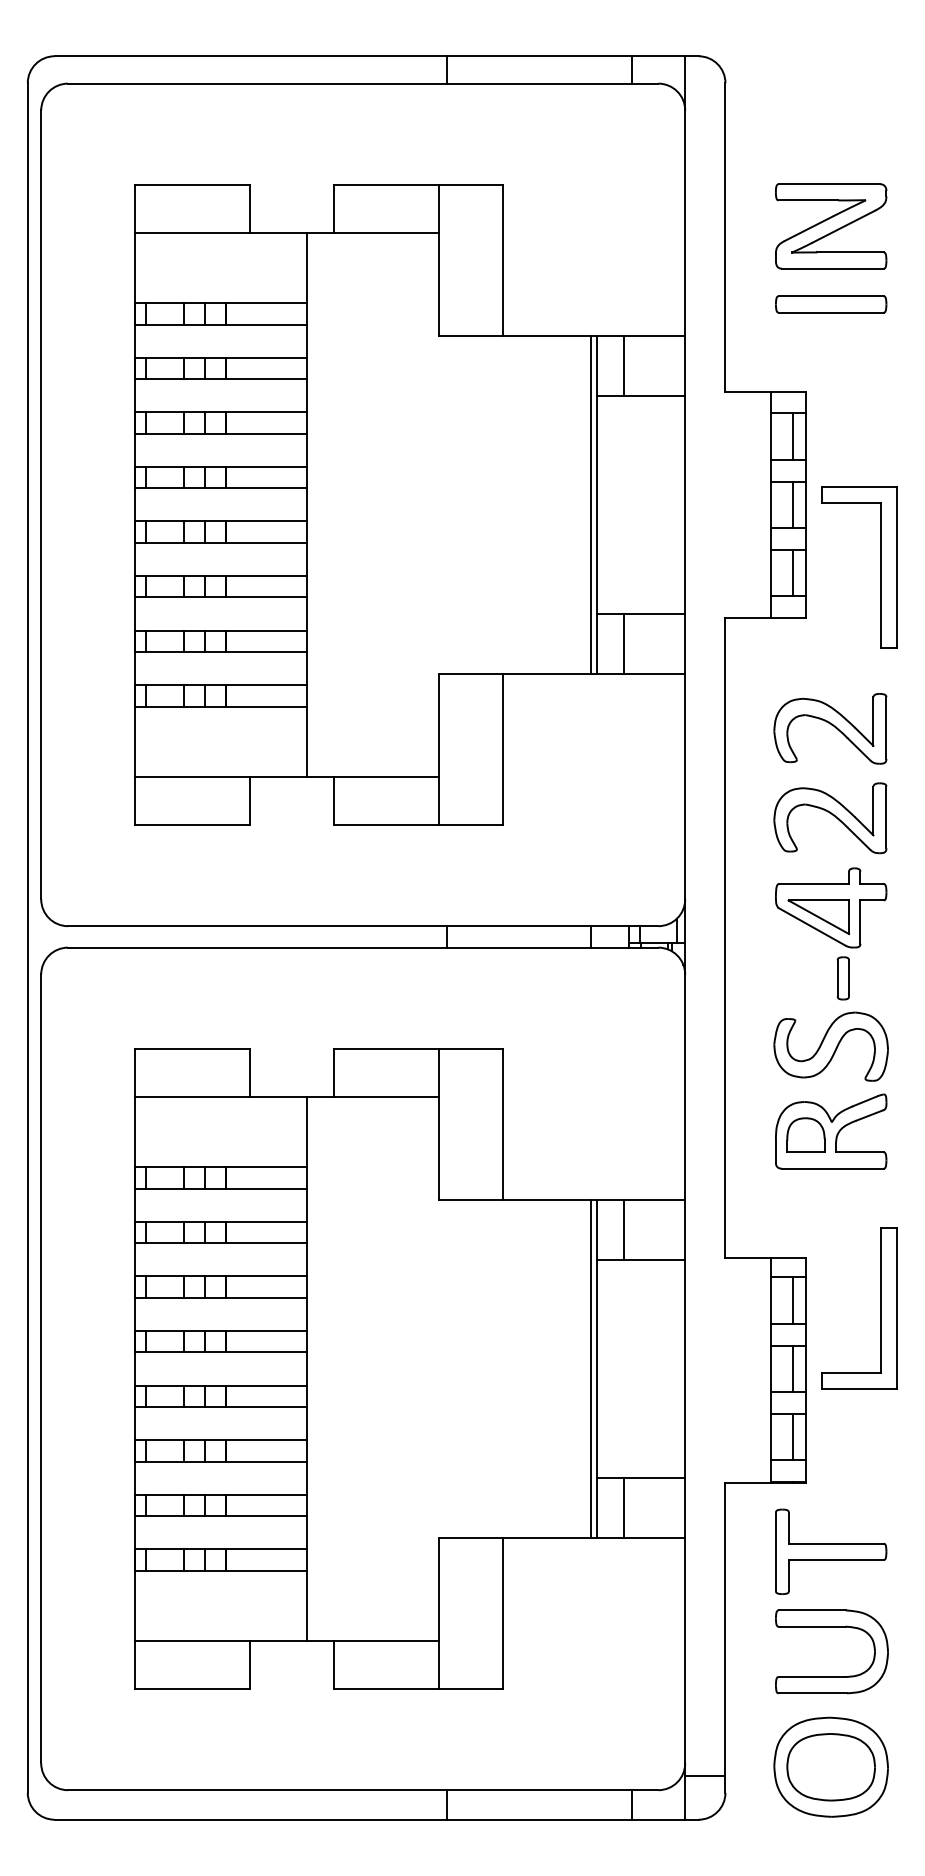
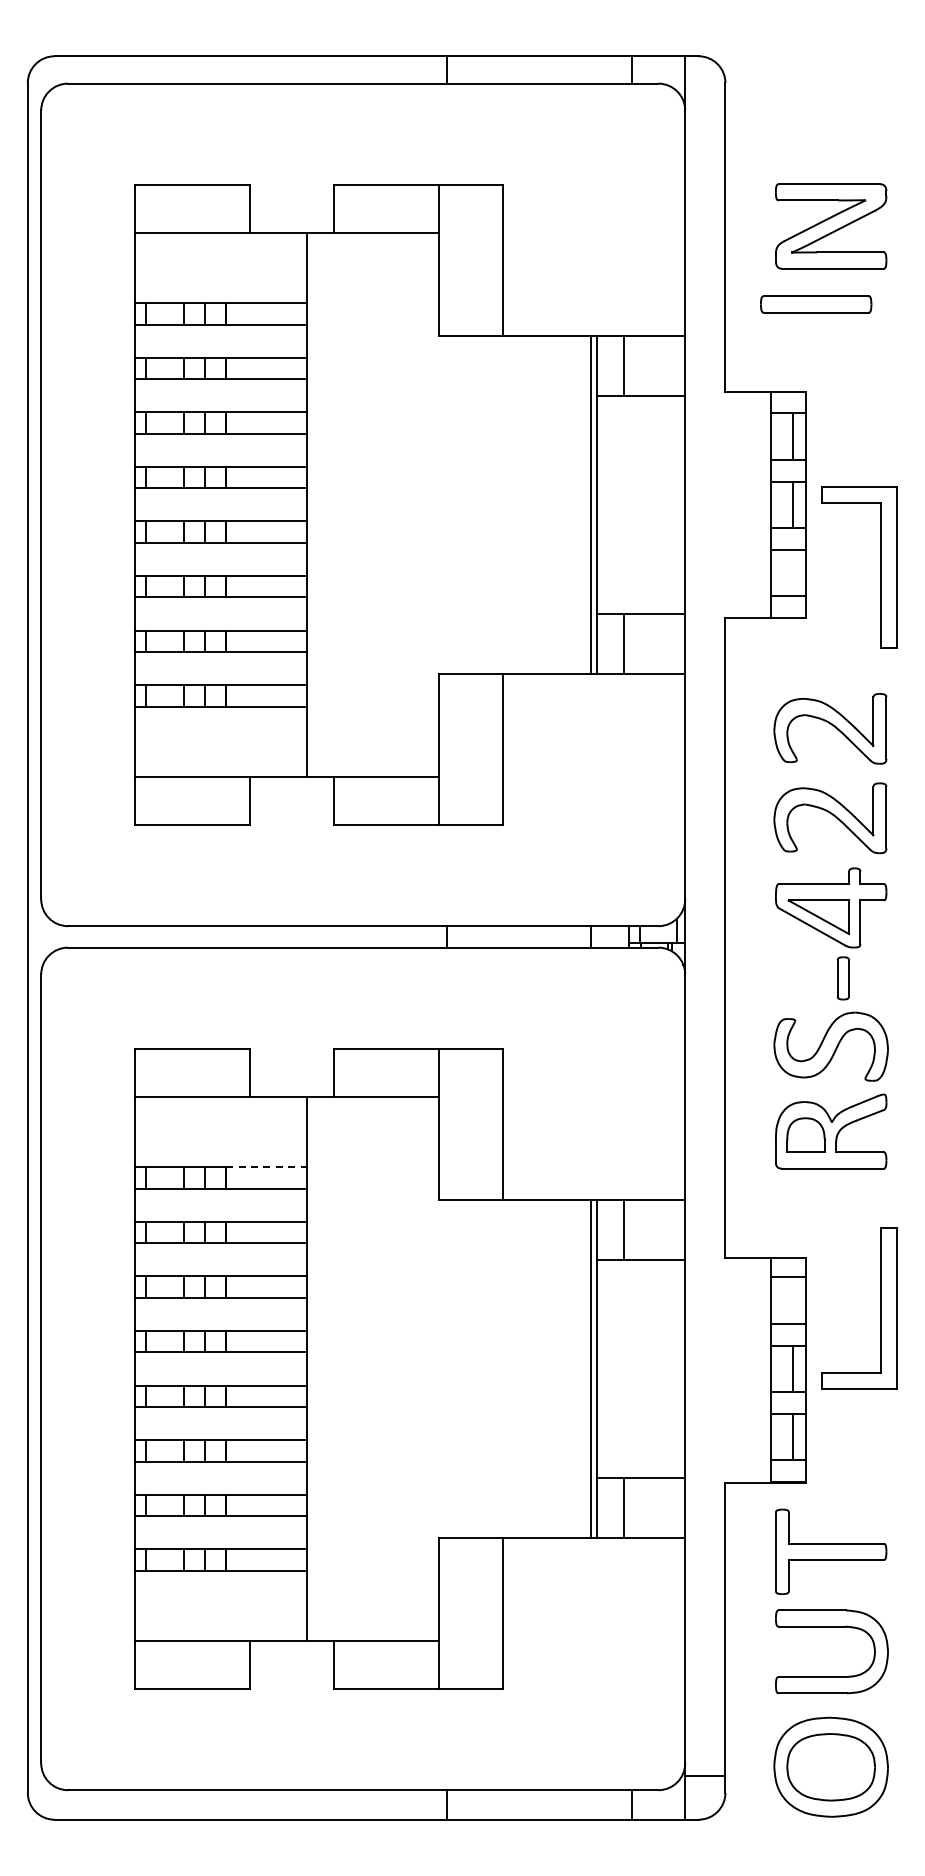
part position: (831, 304) -> (816, 304) (816, 304)
line: present -> none (792, 572)
line: solid -> dashed (267, 1167)
line: present -> none (792, 1300)
